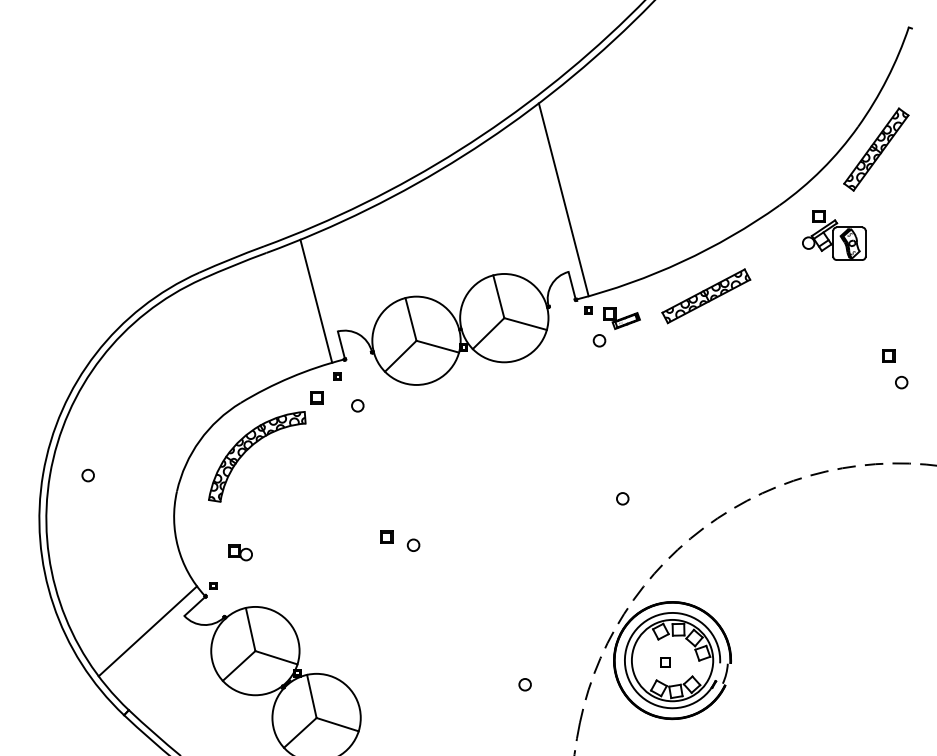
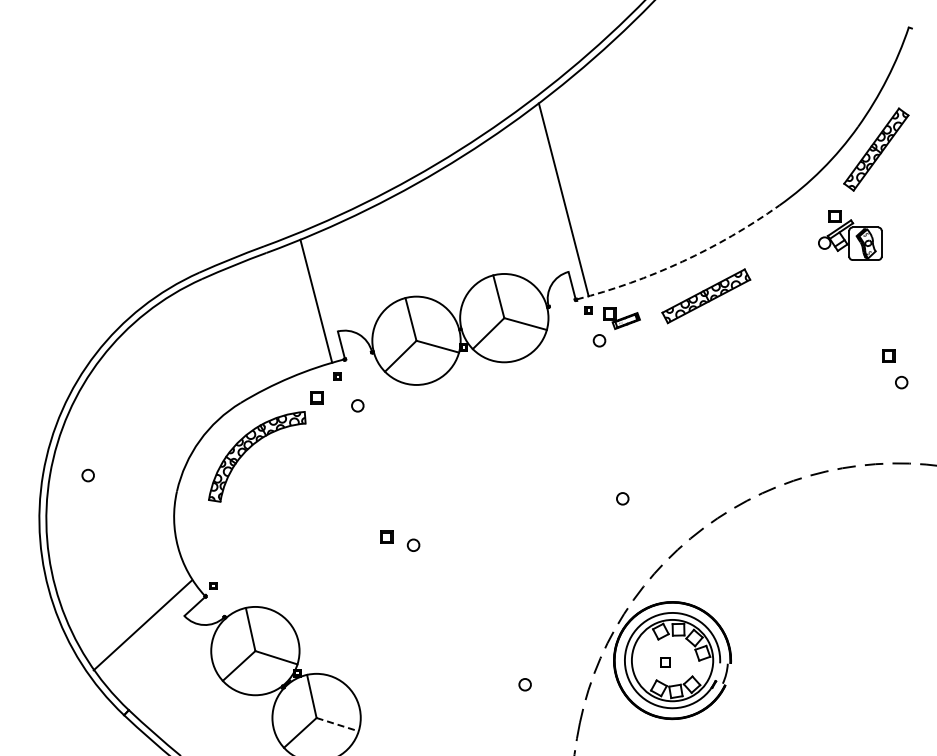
part position: (834, 235) -> (850, 235) (850, 235)
arc: solid -> dashed (682, 261)
part: present -> none (240, 552)
line position: (147, 631) -> (142, 625) (142, 625)
line: solid -> dashed (338, 724)
